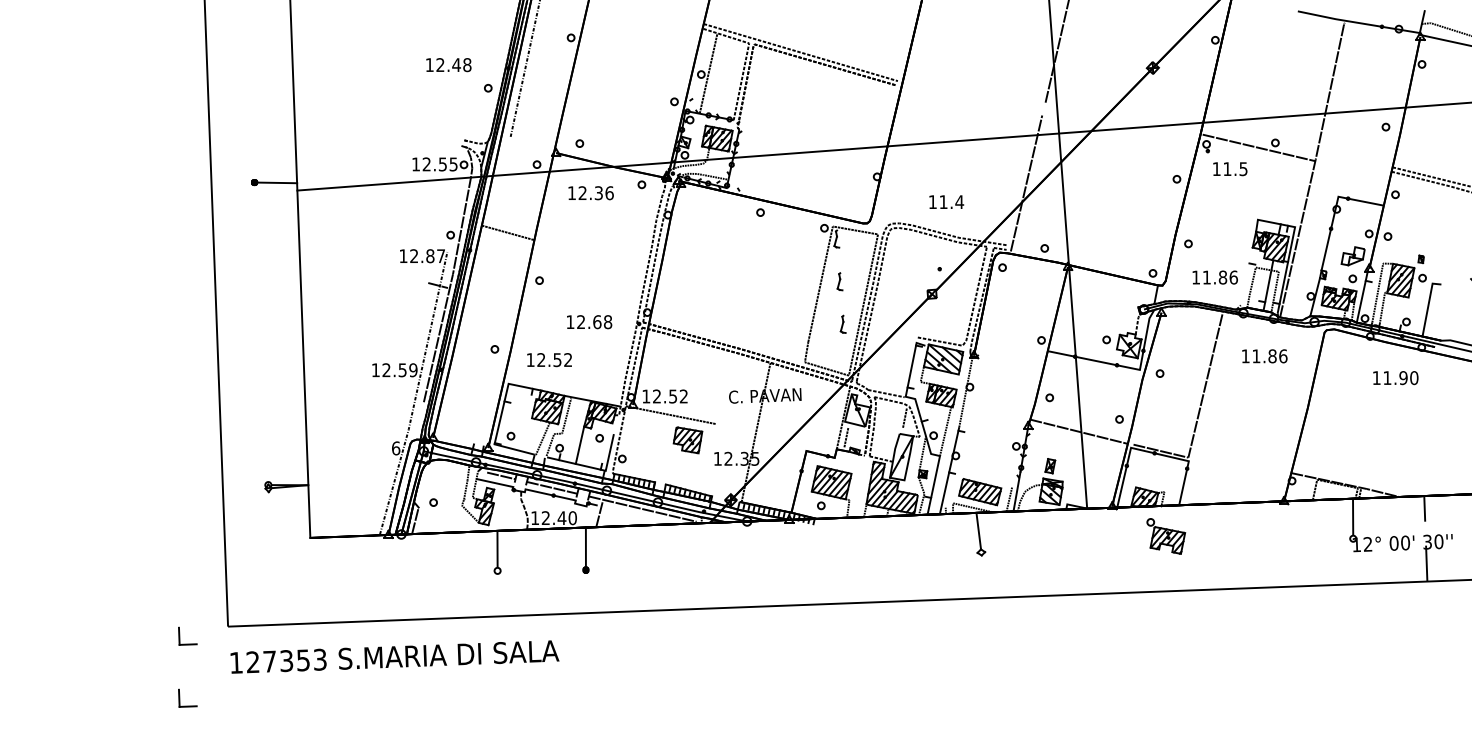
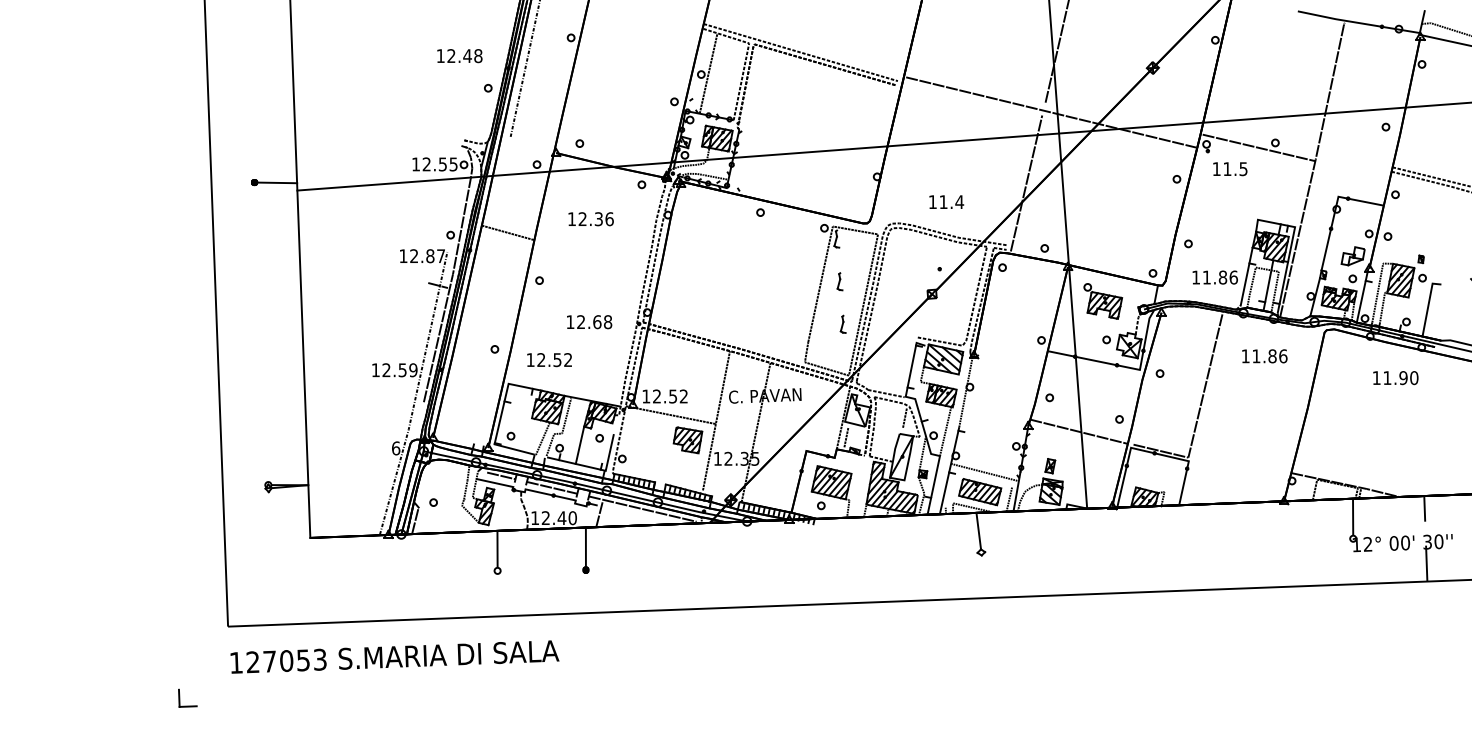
text position: (448, 65) -> (459, 56) (459, 56)
line: none -> present (1051, 112)
text position: (590, 193) -> (590, 219) (590, 219)
line: none -> present (1246, 276)
line: none -> present (716, 420)
line: none -> present (984, 471)
part position: (1166, 536) -> (1103, 301) (1103, 301)
part: present -> none (180, 635)
text: 127353 -> 127053 (286, 661)
